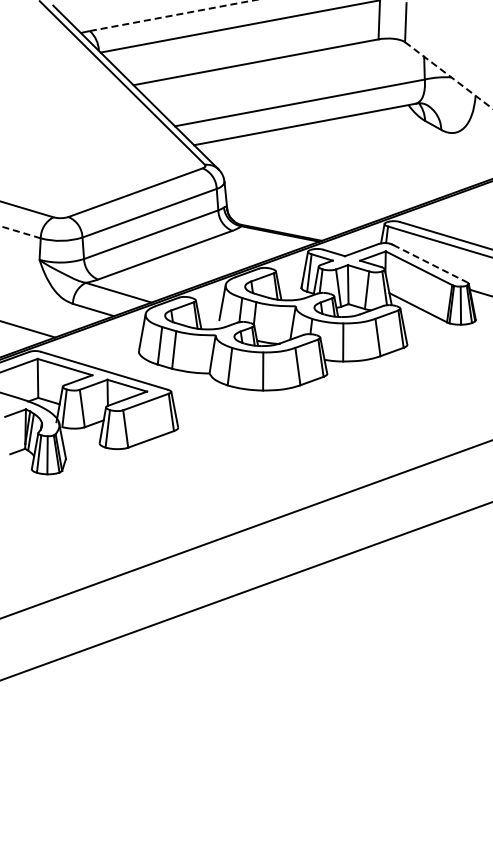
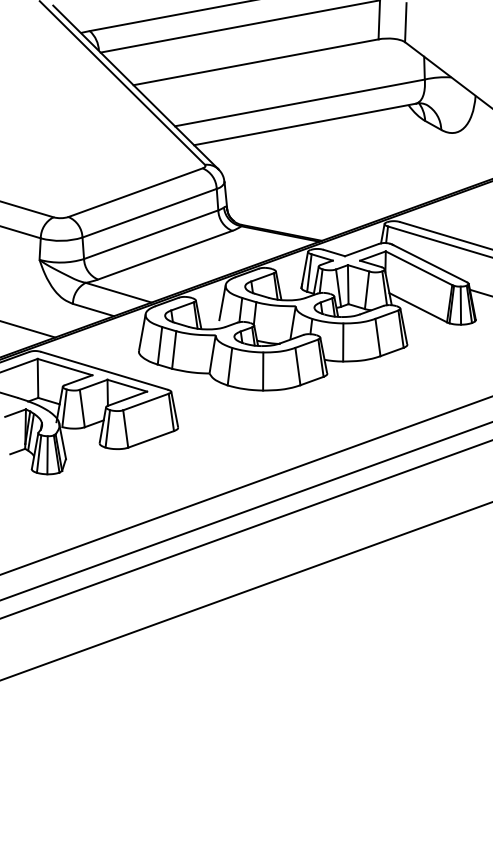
line: dashed -> solid (173, 15)
line: dashed -> solid (449, 75)
line: dashed -> solid (20, 232)
line: dashed -> solid (430, 263)
line: none -> present (245, 485)
line: none -> present (245, 511)
